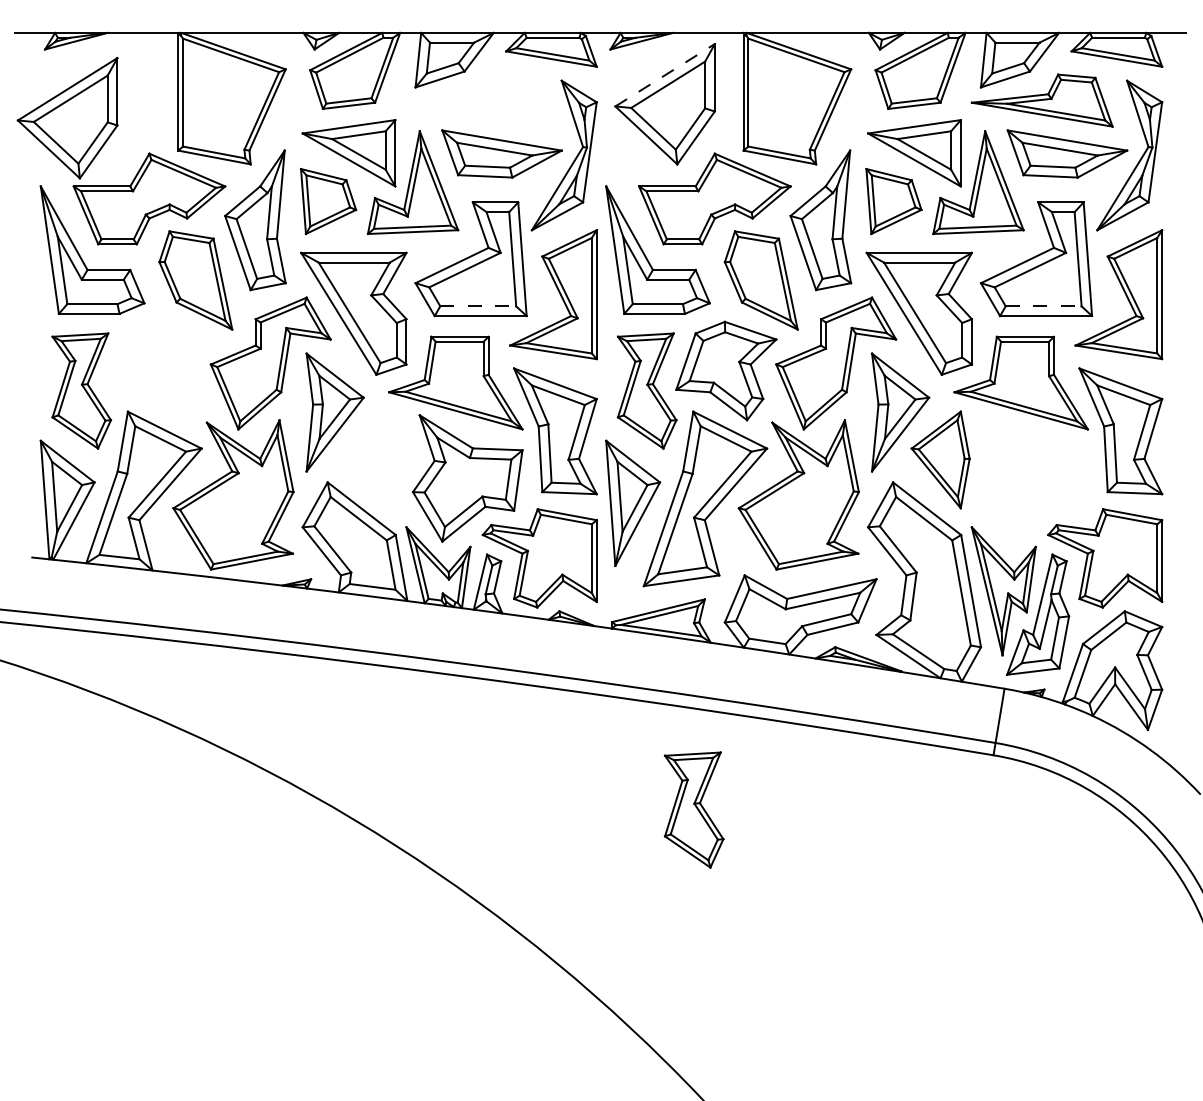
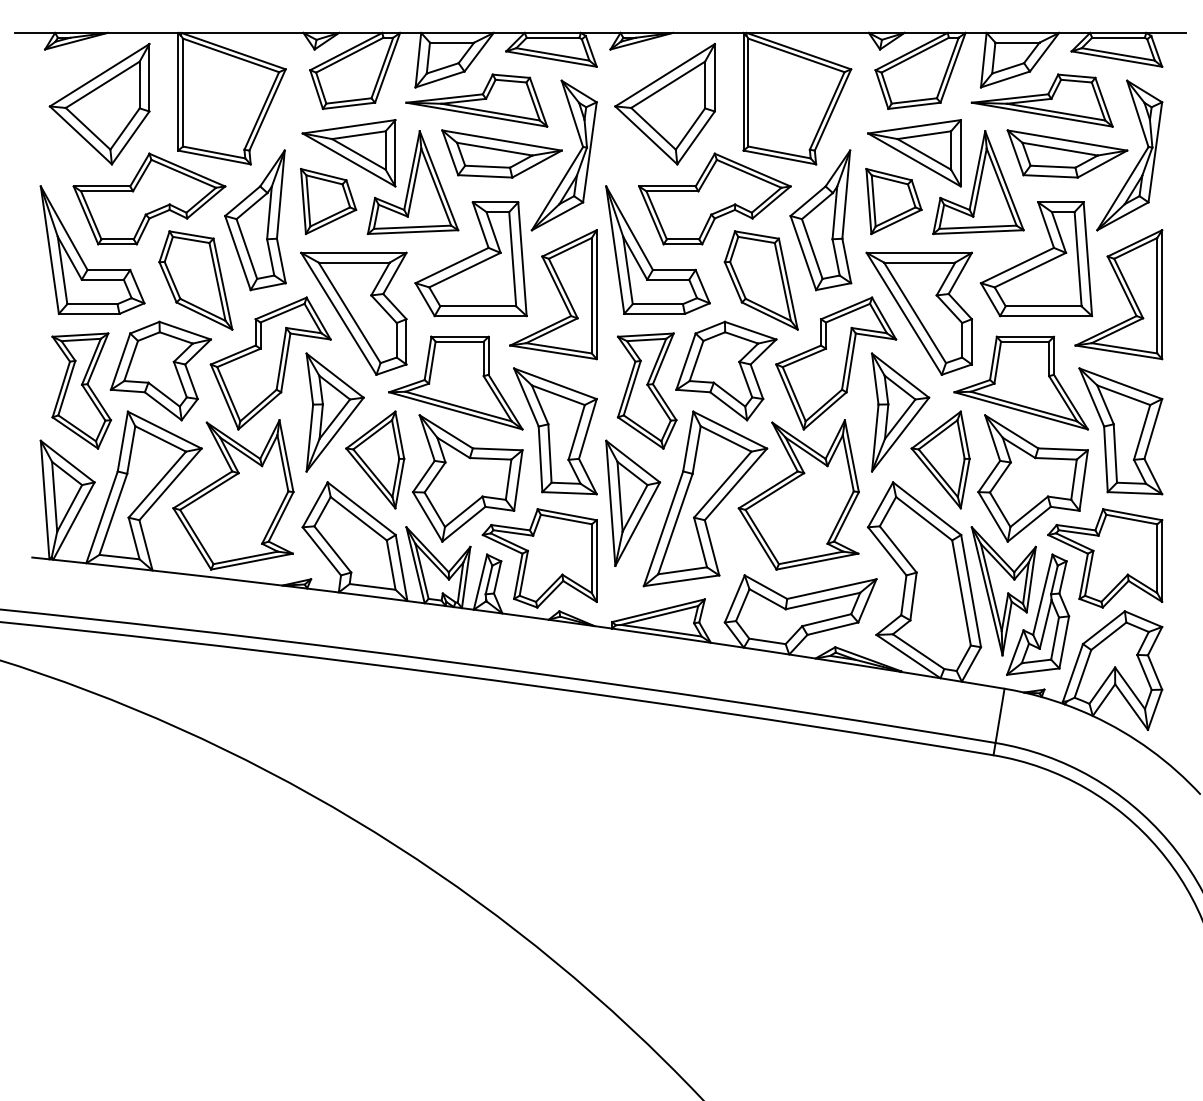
line: dashed -> solid (665, 75)
part: none -> present (476, 100)
part position: (67, 117) -> (99, 103) (99, 103)
line: dashed -> solid (478, 306)
line: dashed -> solid (1043, 306)
part: none -> present (160, 370)
part: none -> present (375, 459)
part: none -> present (1032, 478)
part: present -> none (693, 809)
